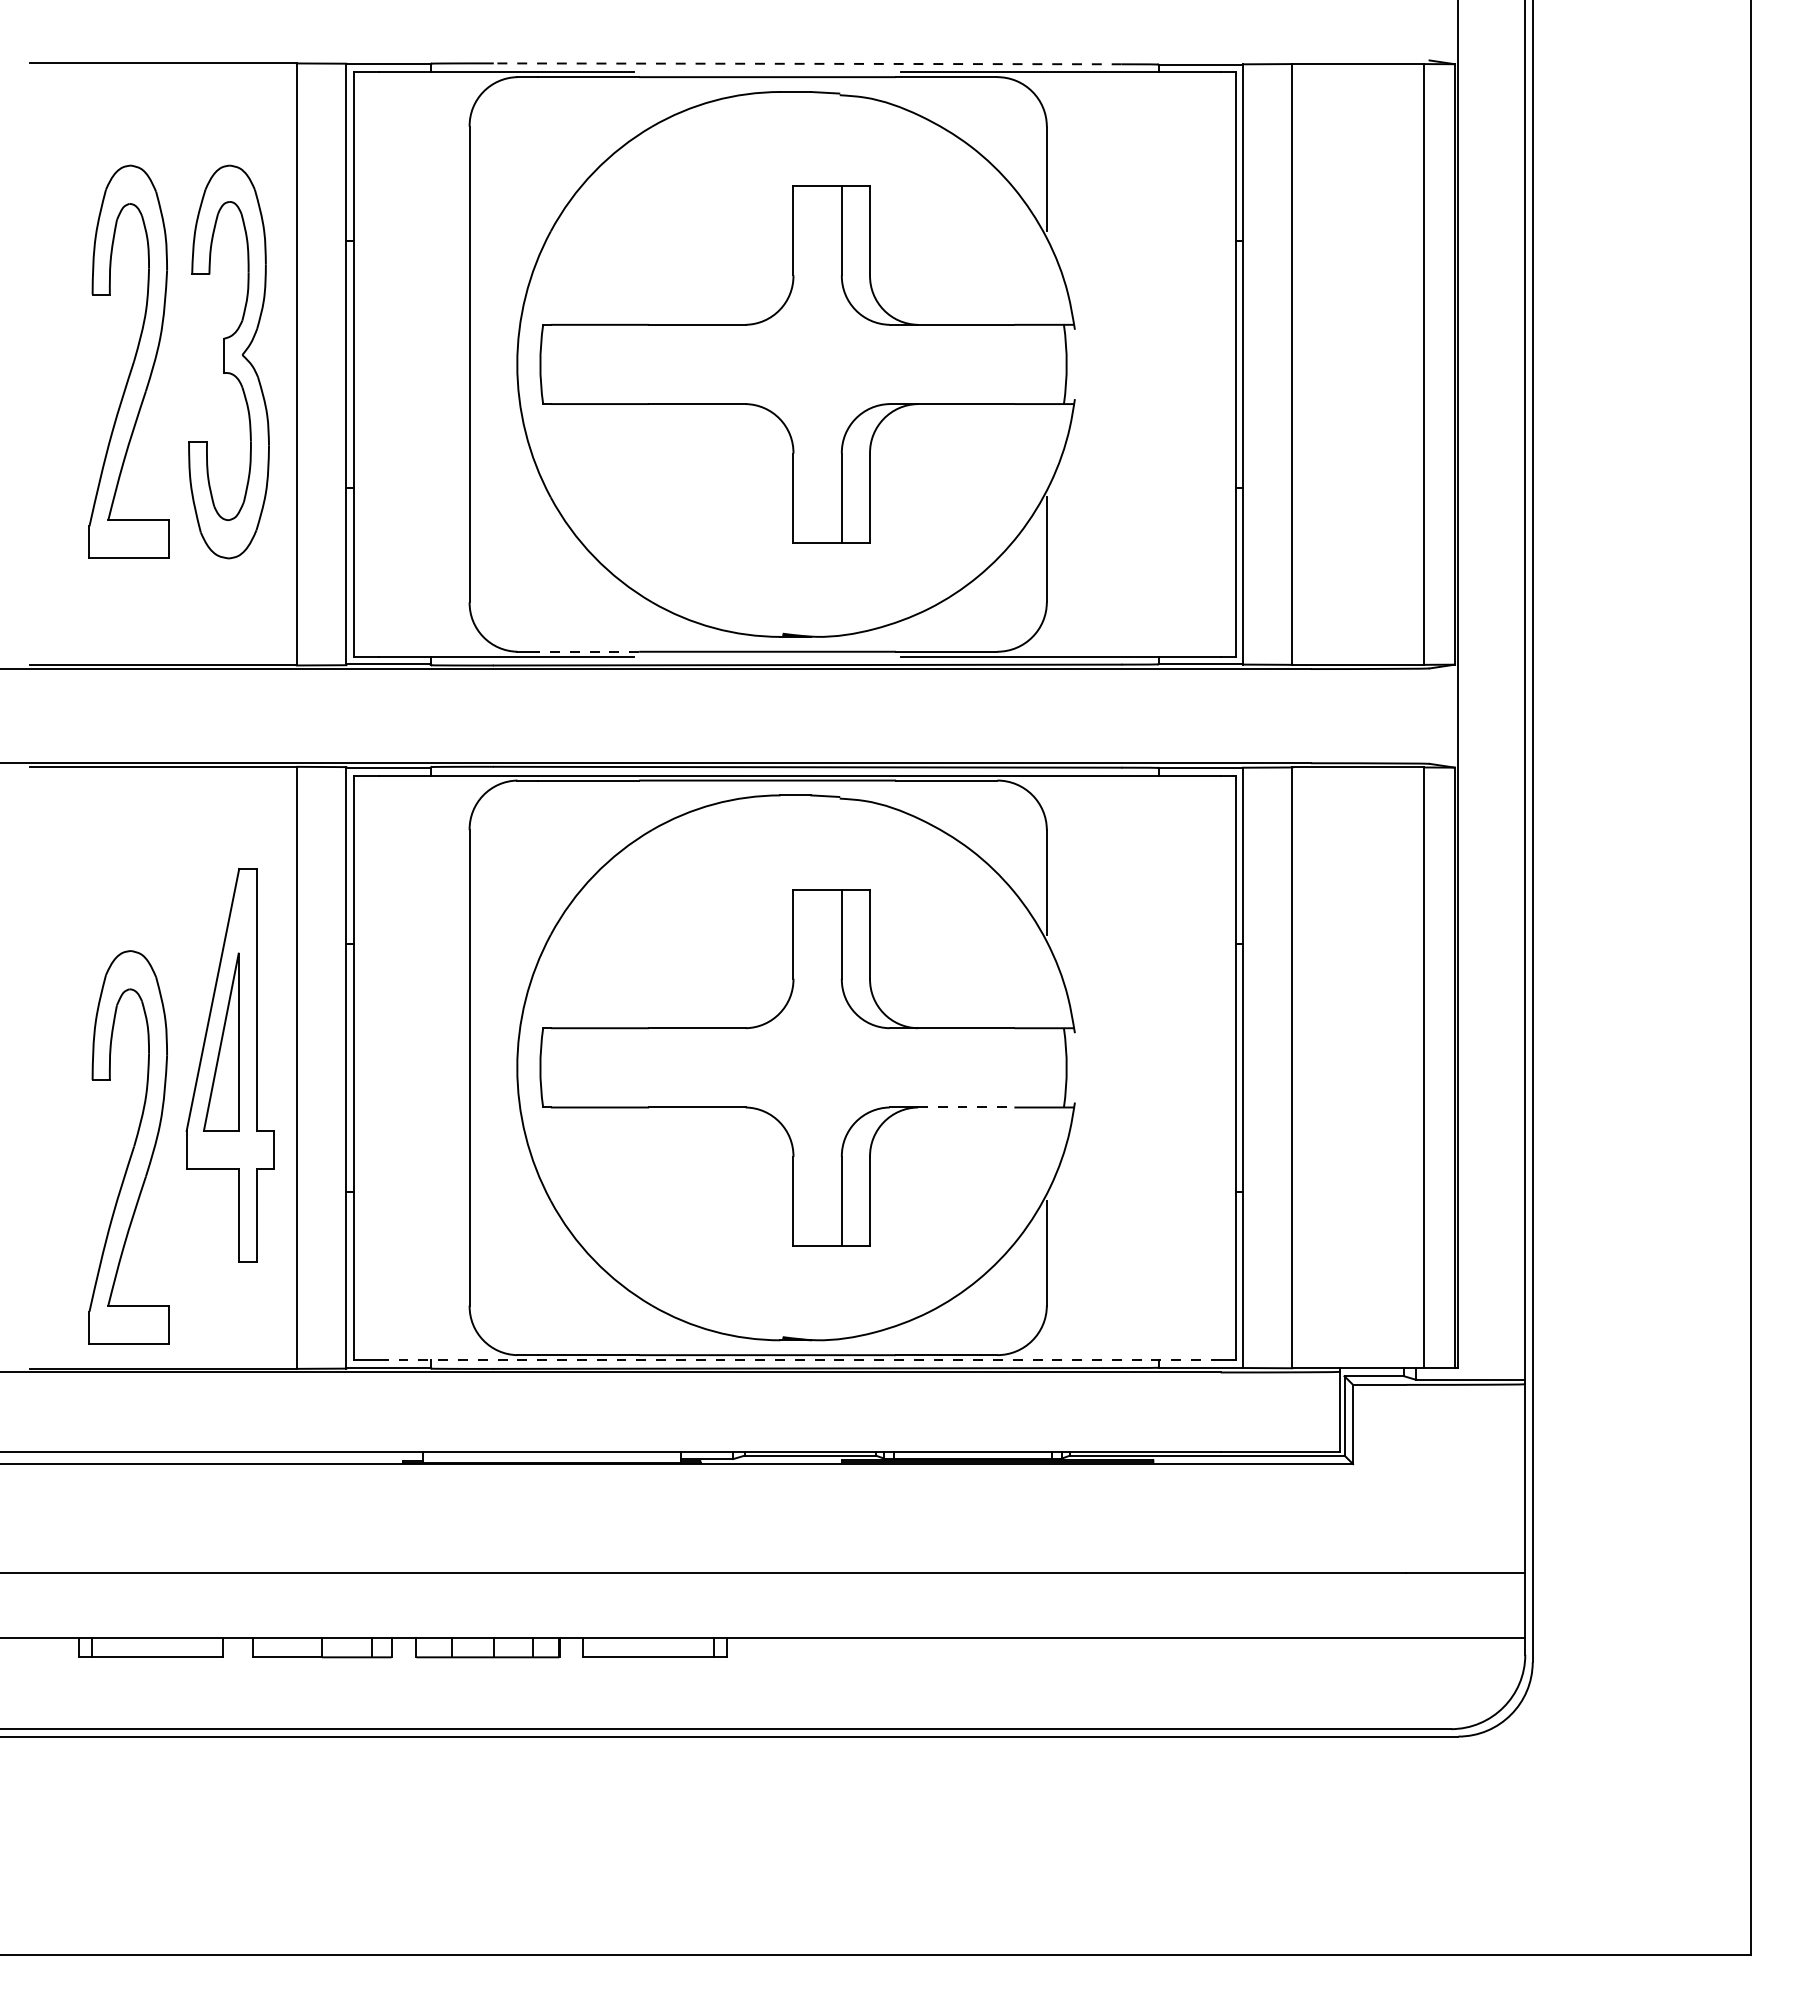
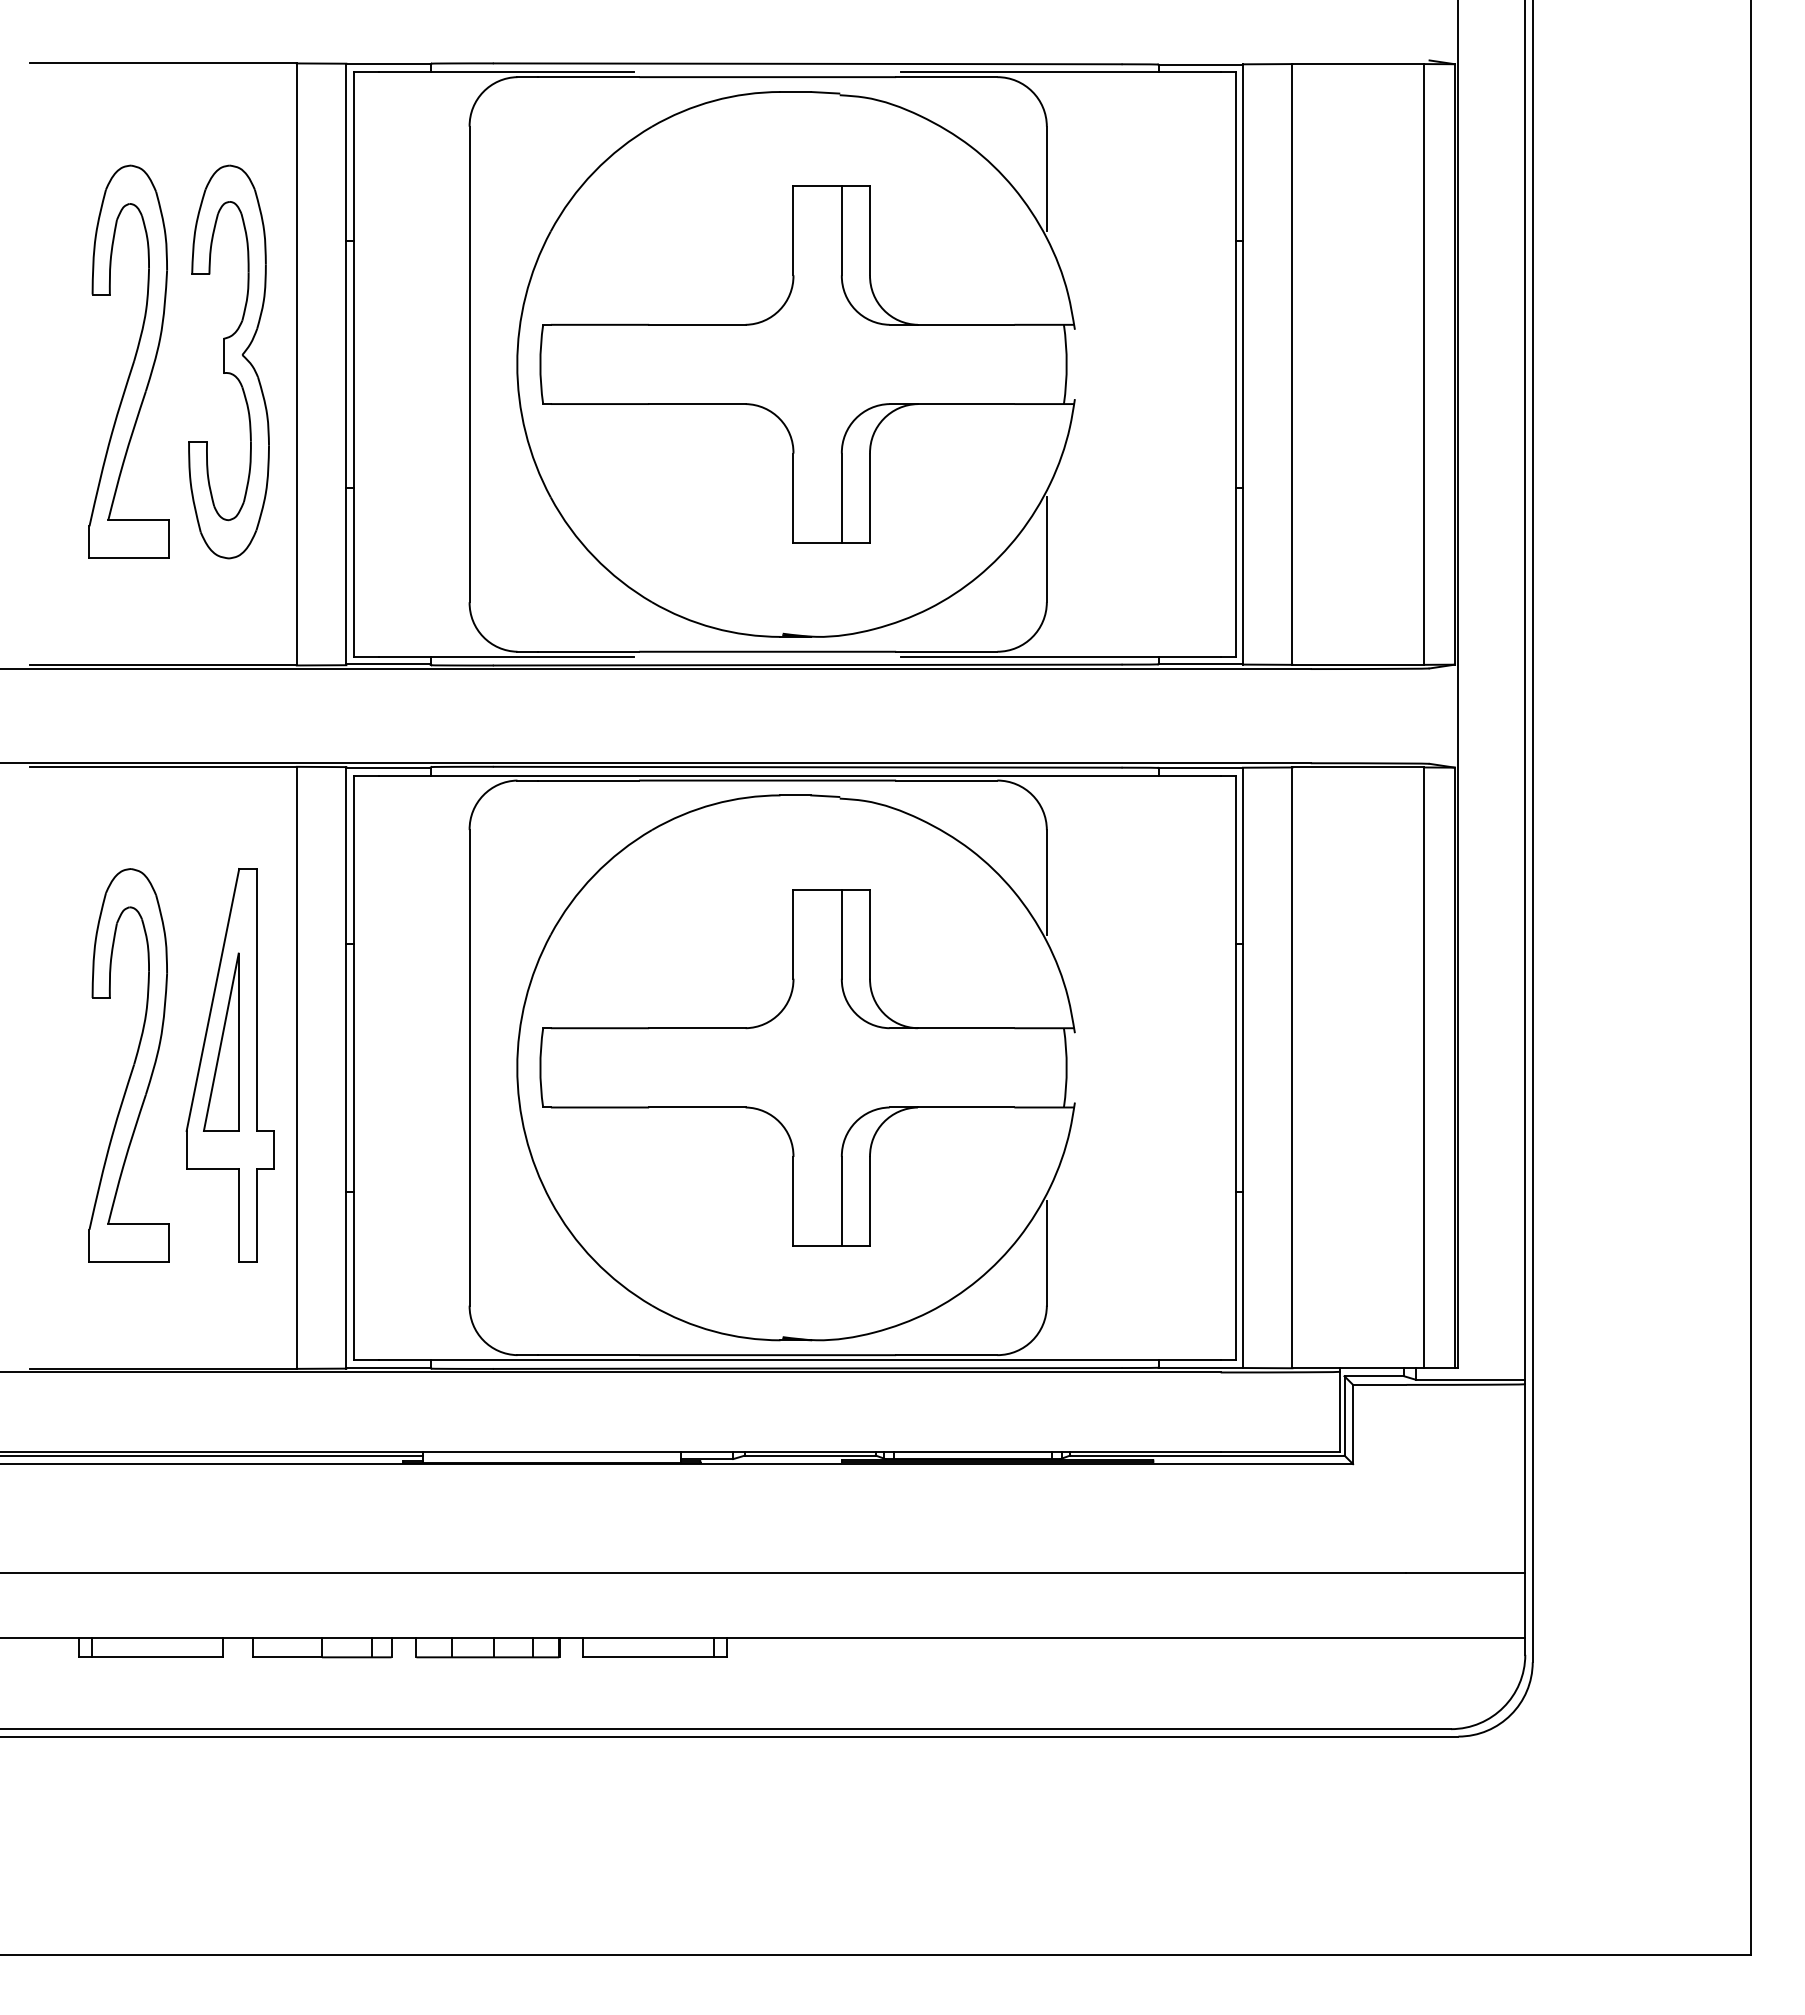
line: dashed -> solid (807, 63)
line: dashed -> solid (588, 651)
line: dashed -> solid (966, 1107)
part position: (128, 1147) -> (128, 1065) (128, 1065)
line: dashed -> solid (800, 1360)
line: none -> present (212, 1455)
